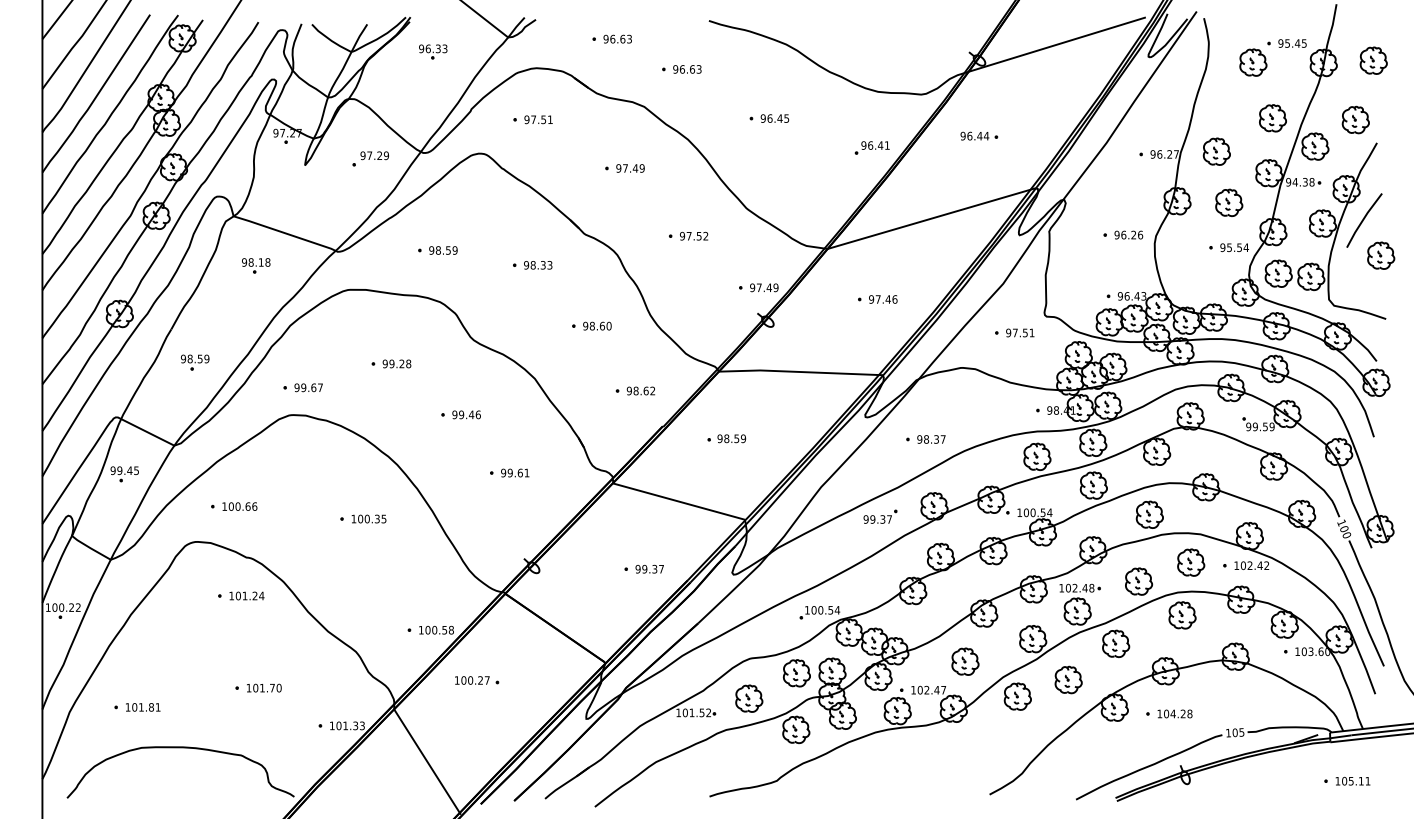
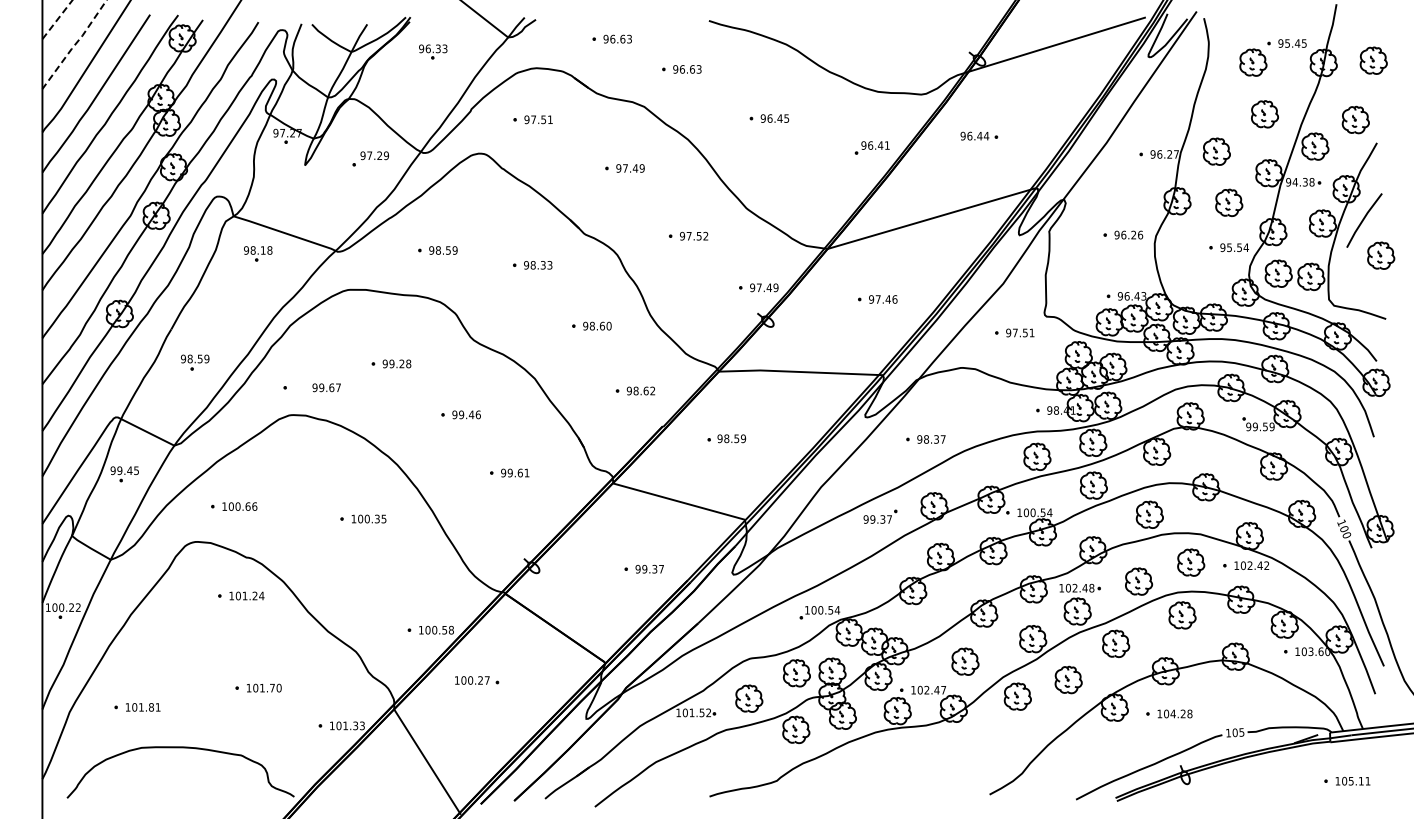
line: solid -> dashed (57, 19)
line: solid -> dashed (74, 45)
part position: (1272, 118) -> (1264, 114) (1264, 114)
part position: (256, 265) -> (258, 253) (258, 253)
text position: (308, 387) -> (326, 387) (326, 387)
